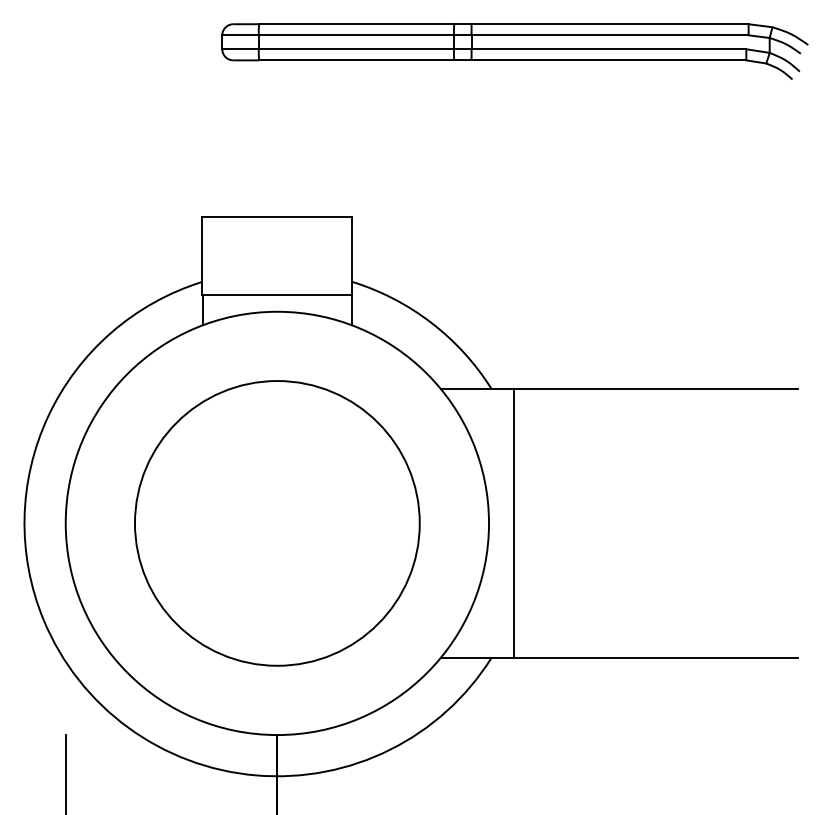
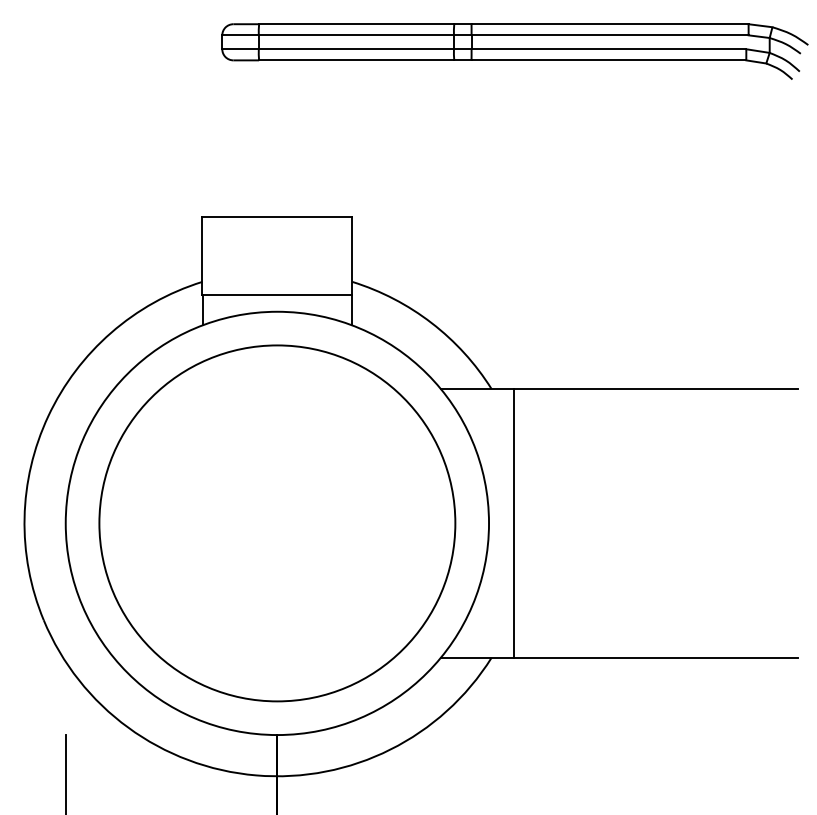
circle diameter: 285 px -> 356 px (277, 523)
